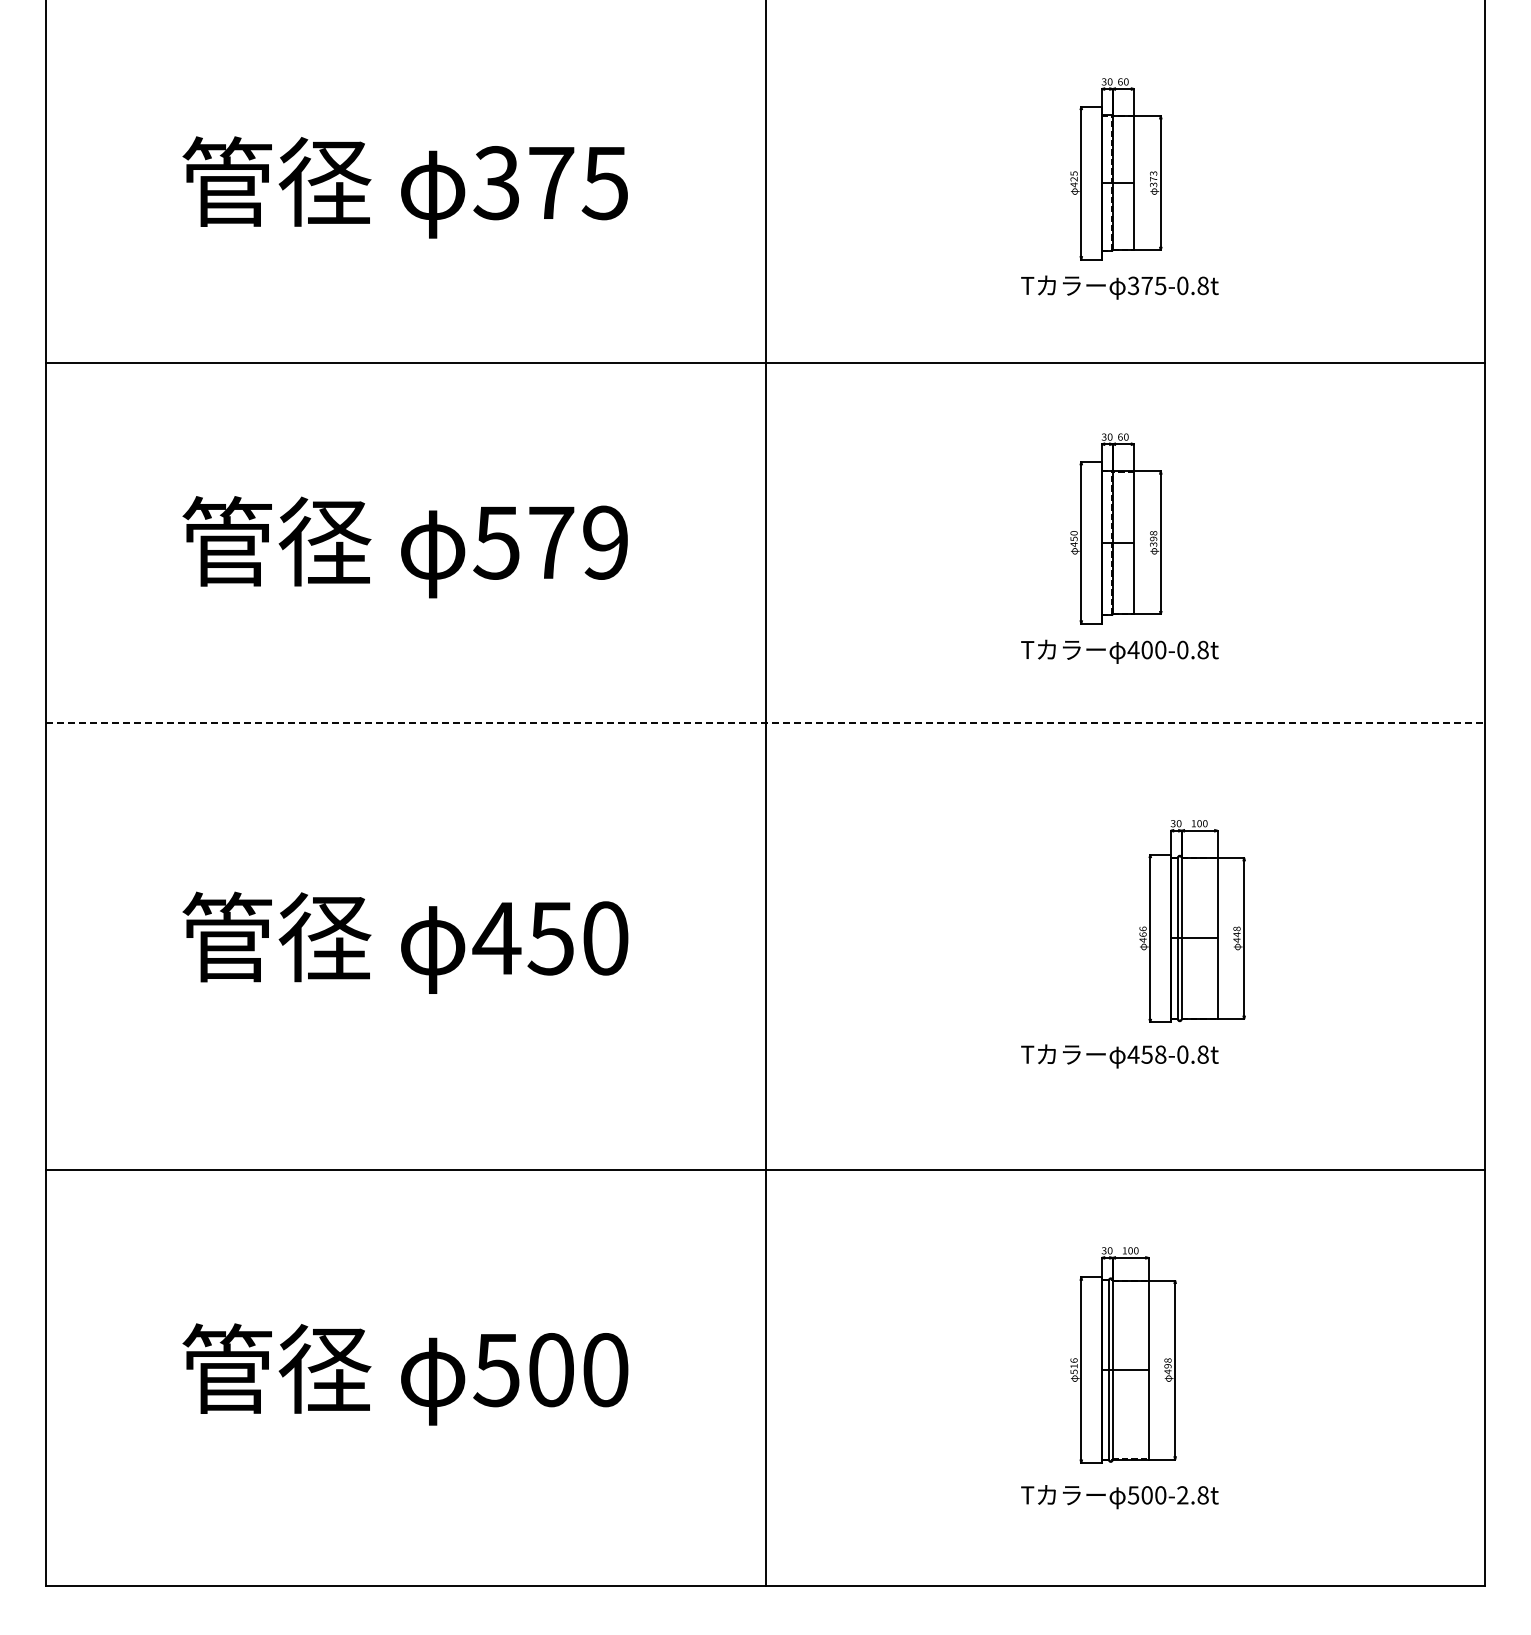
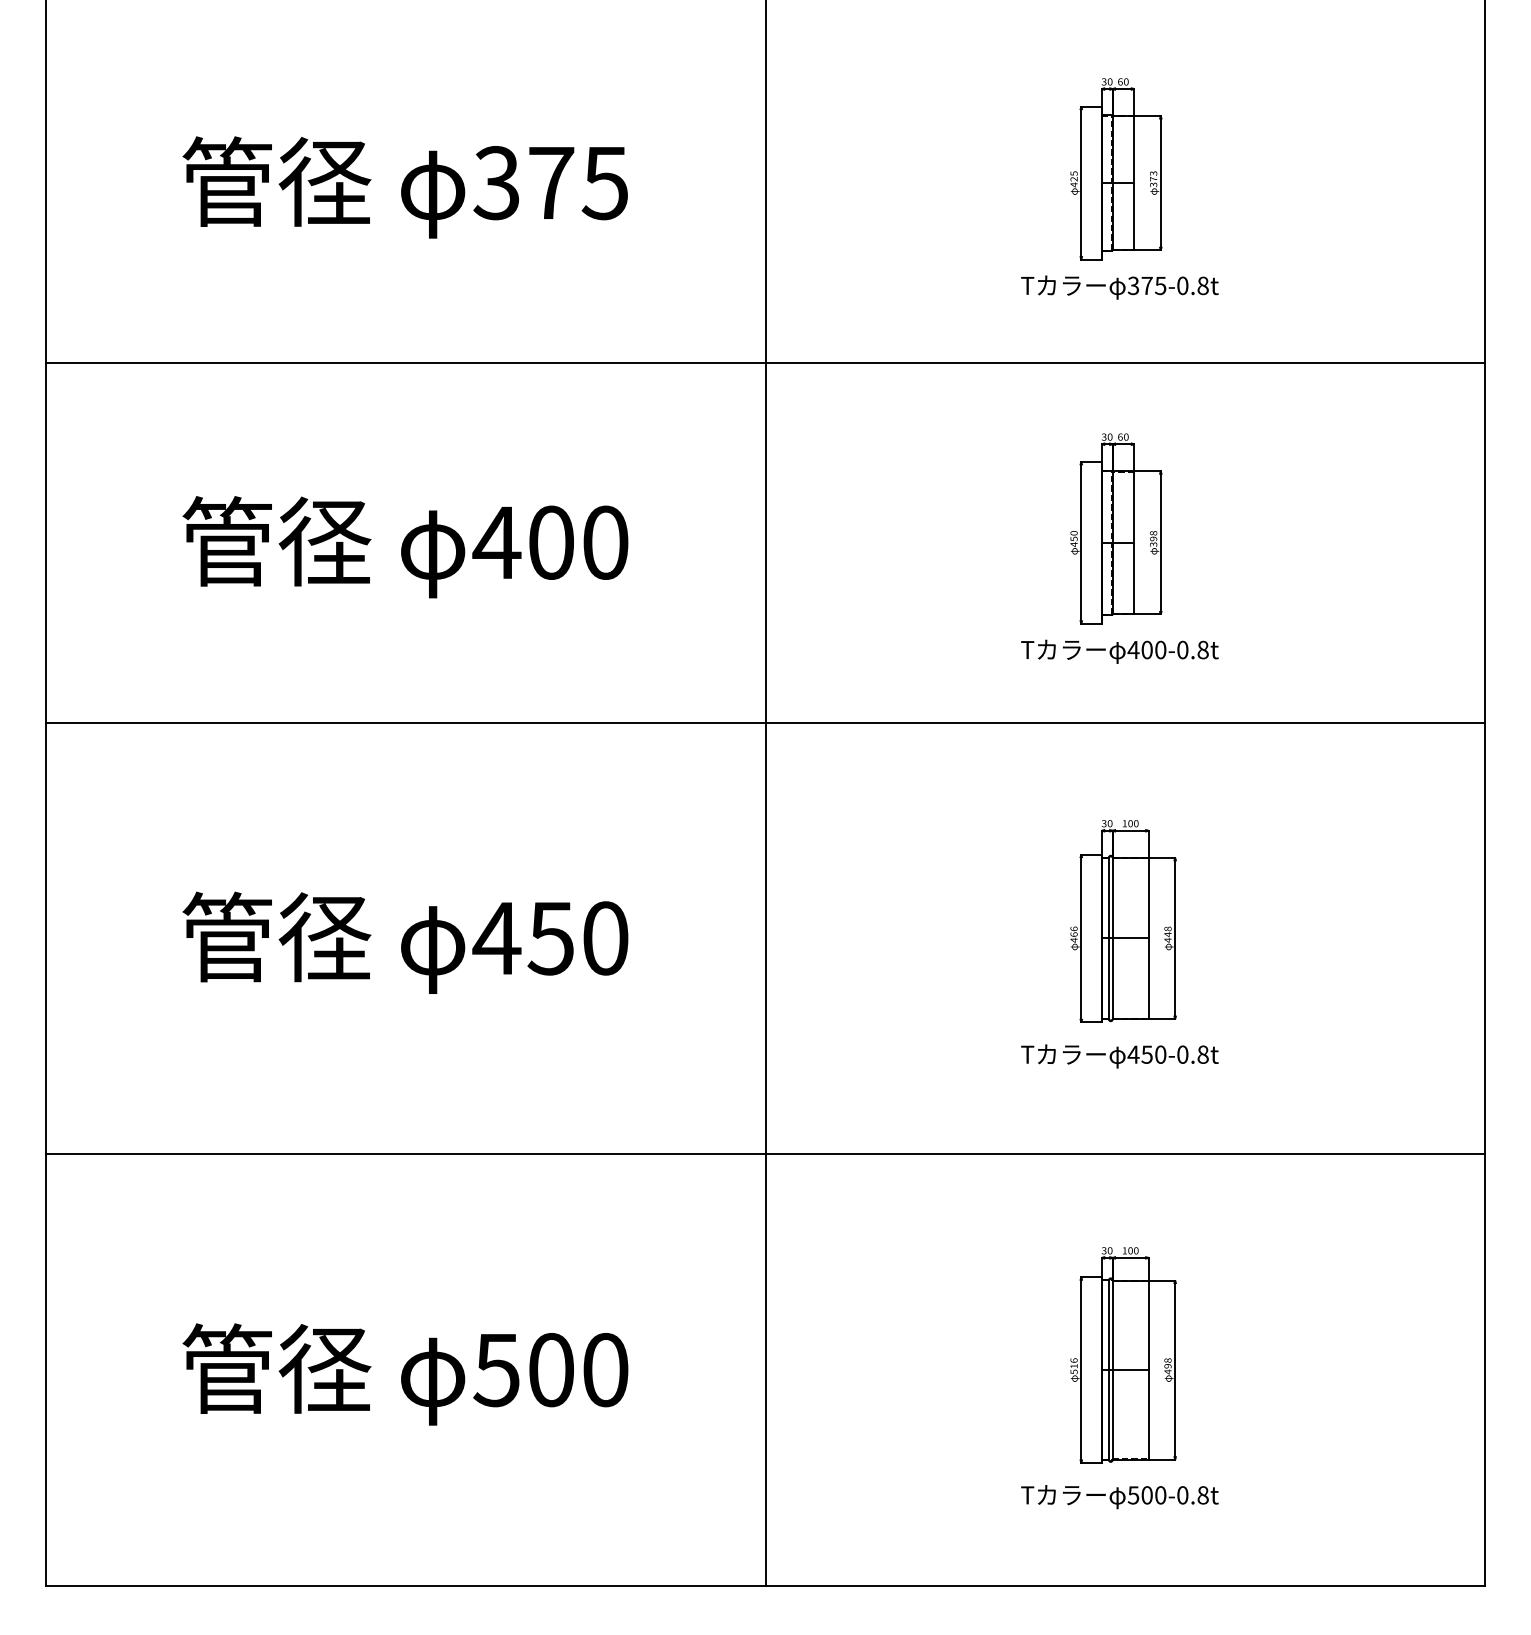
text: 579 -> 400 (550, 542)
line: dashed -> solid (765, 722)
part position: (1192, 921) -> (1123, 921) (1123, 921)
text: 458-0.8t -> 450-0.8t (1160, 1054)
line position: (765, 1170) -> (765, 1154) (765, 1154)
text: 500-2.8t -> 500-0.8t (1182, 1495)
